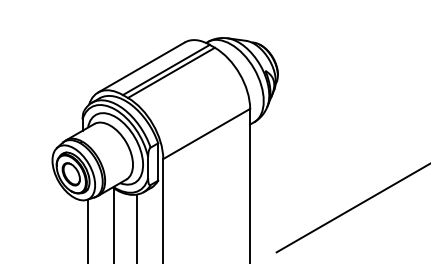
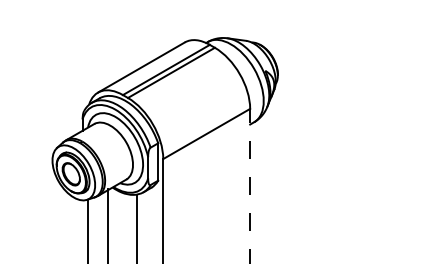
line: solid -> dashed (250, 185)
line: present -> none (351, 208)
line position: (114, 224) -> (108, 224) (108, 224)
